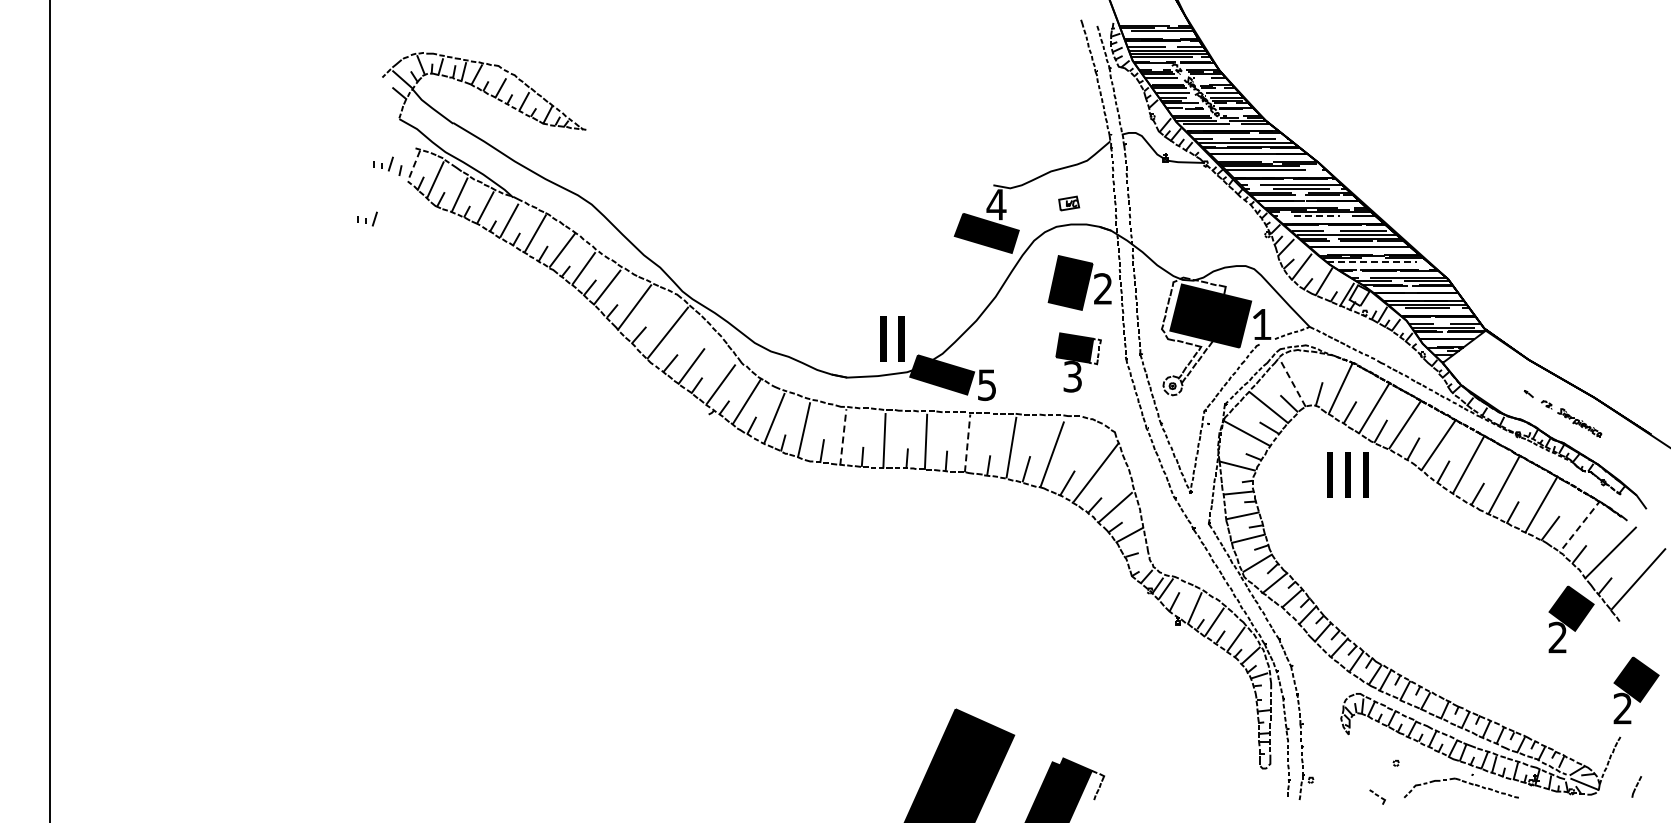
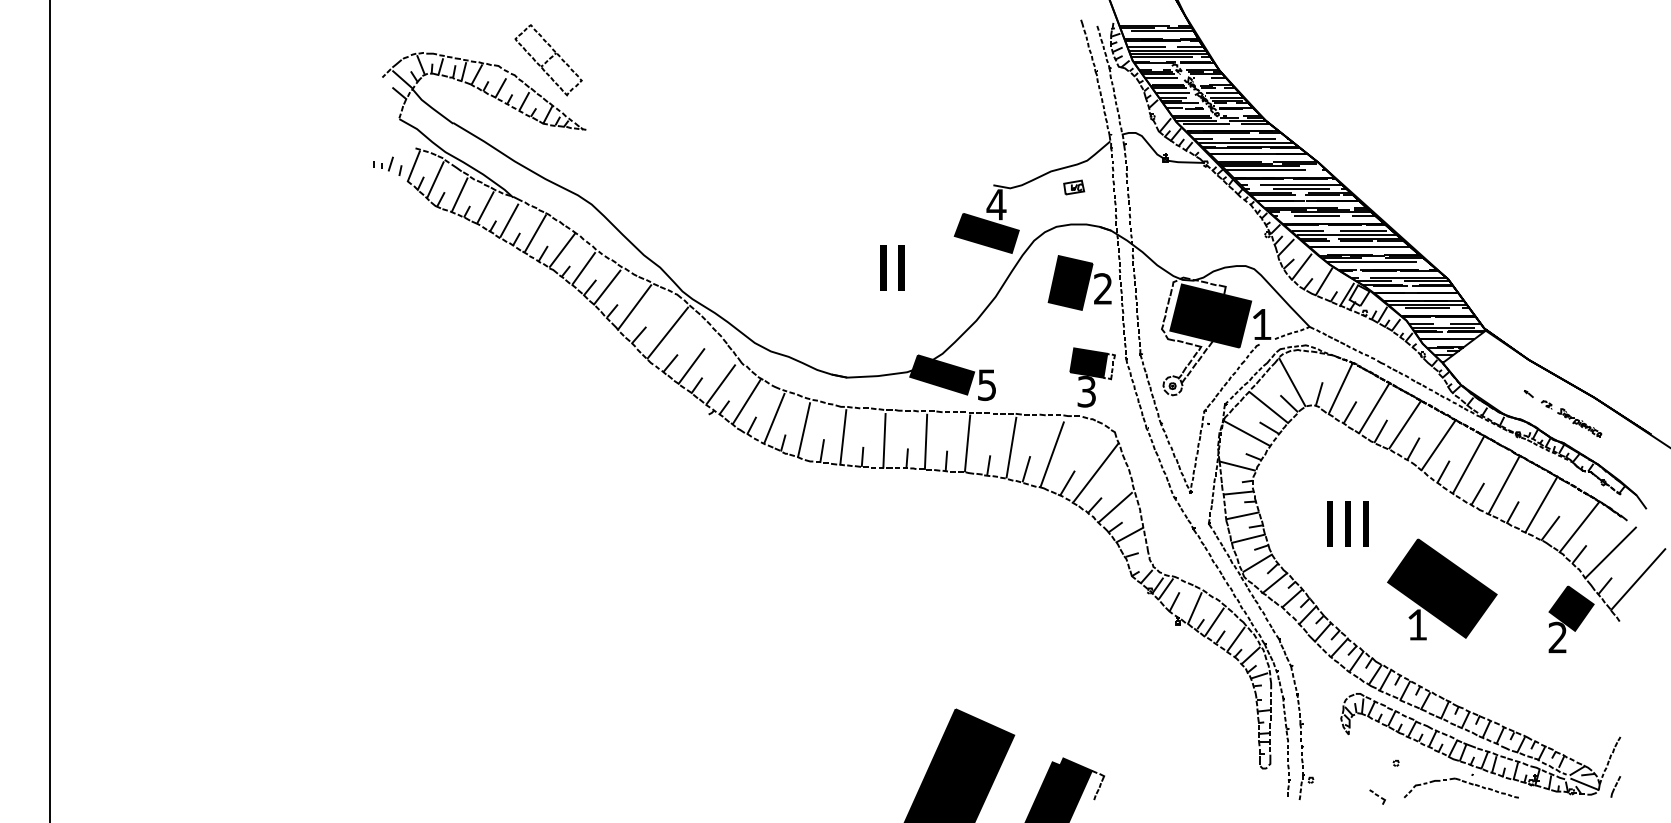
part: none -> present (548, 60)
line: dashed -> solid (412, 168)
part position: (1069, 203) -> (1074, 187) (1074, 187)
line: dashed -> solid (1317, 216)
part: present -> none (367, 218)
line: dashed -> solid (1371, 262)
text position: (892, 338) -> (892, 267) (892, 267)
part position: (1078, 362) -> (1092, 377) (1092, 377)
line: dashed -> solid (1292, 381)
line: dashed -> solid (843, 436)
line: dashed -> solid (967, 443)
text position: (1347, 474) -> (1347, 523) (1347, 523)
line: dashed -> solid (1576, 530)
part: none -> present (1442, 589)
part: present -> none (1636, 689)
part position: (1636, 786) -> (1615, 786) (1615, 786)
